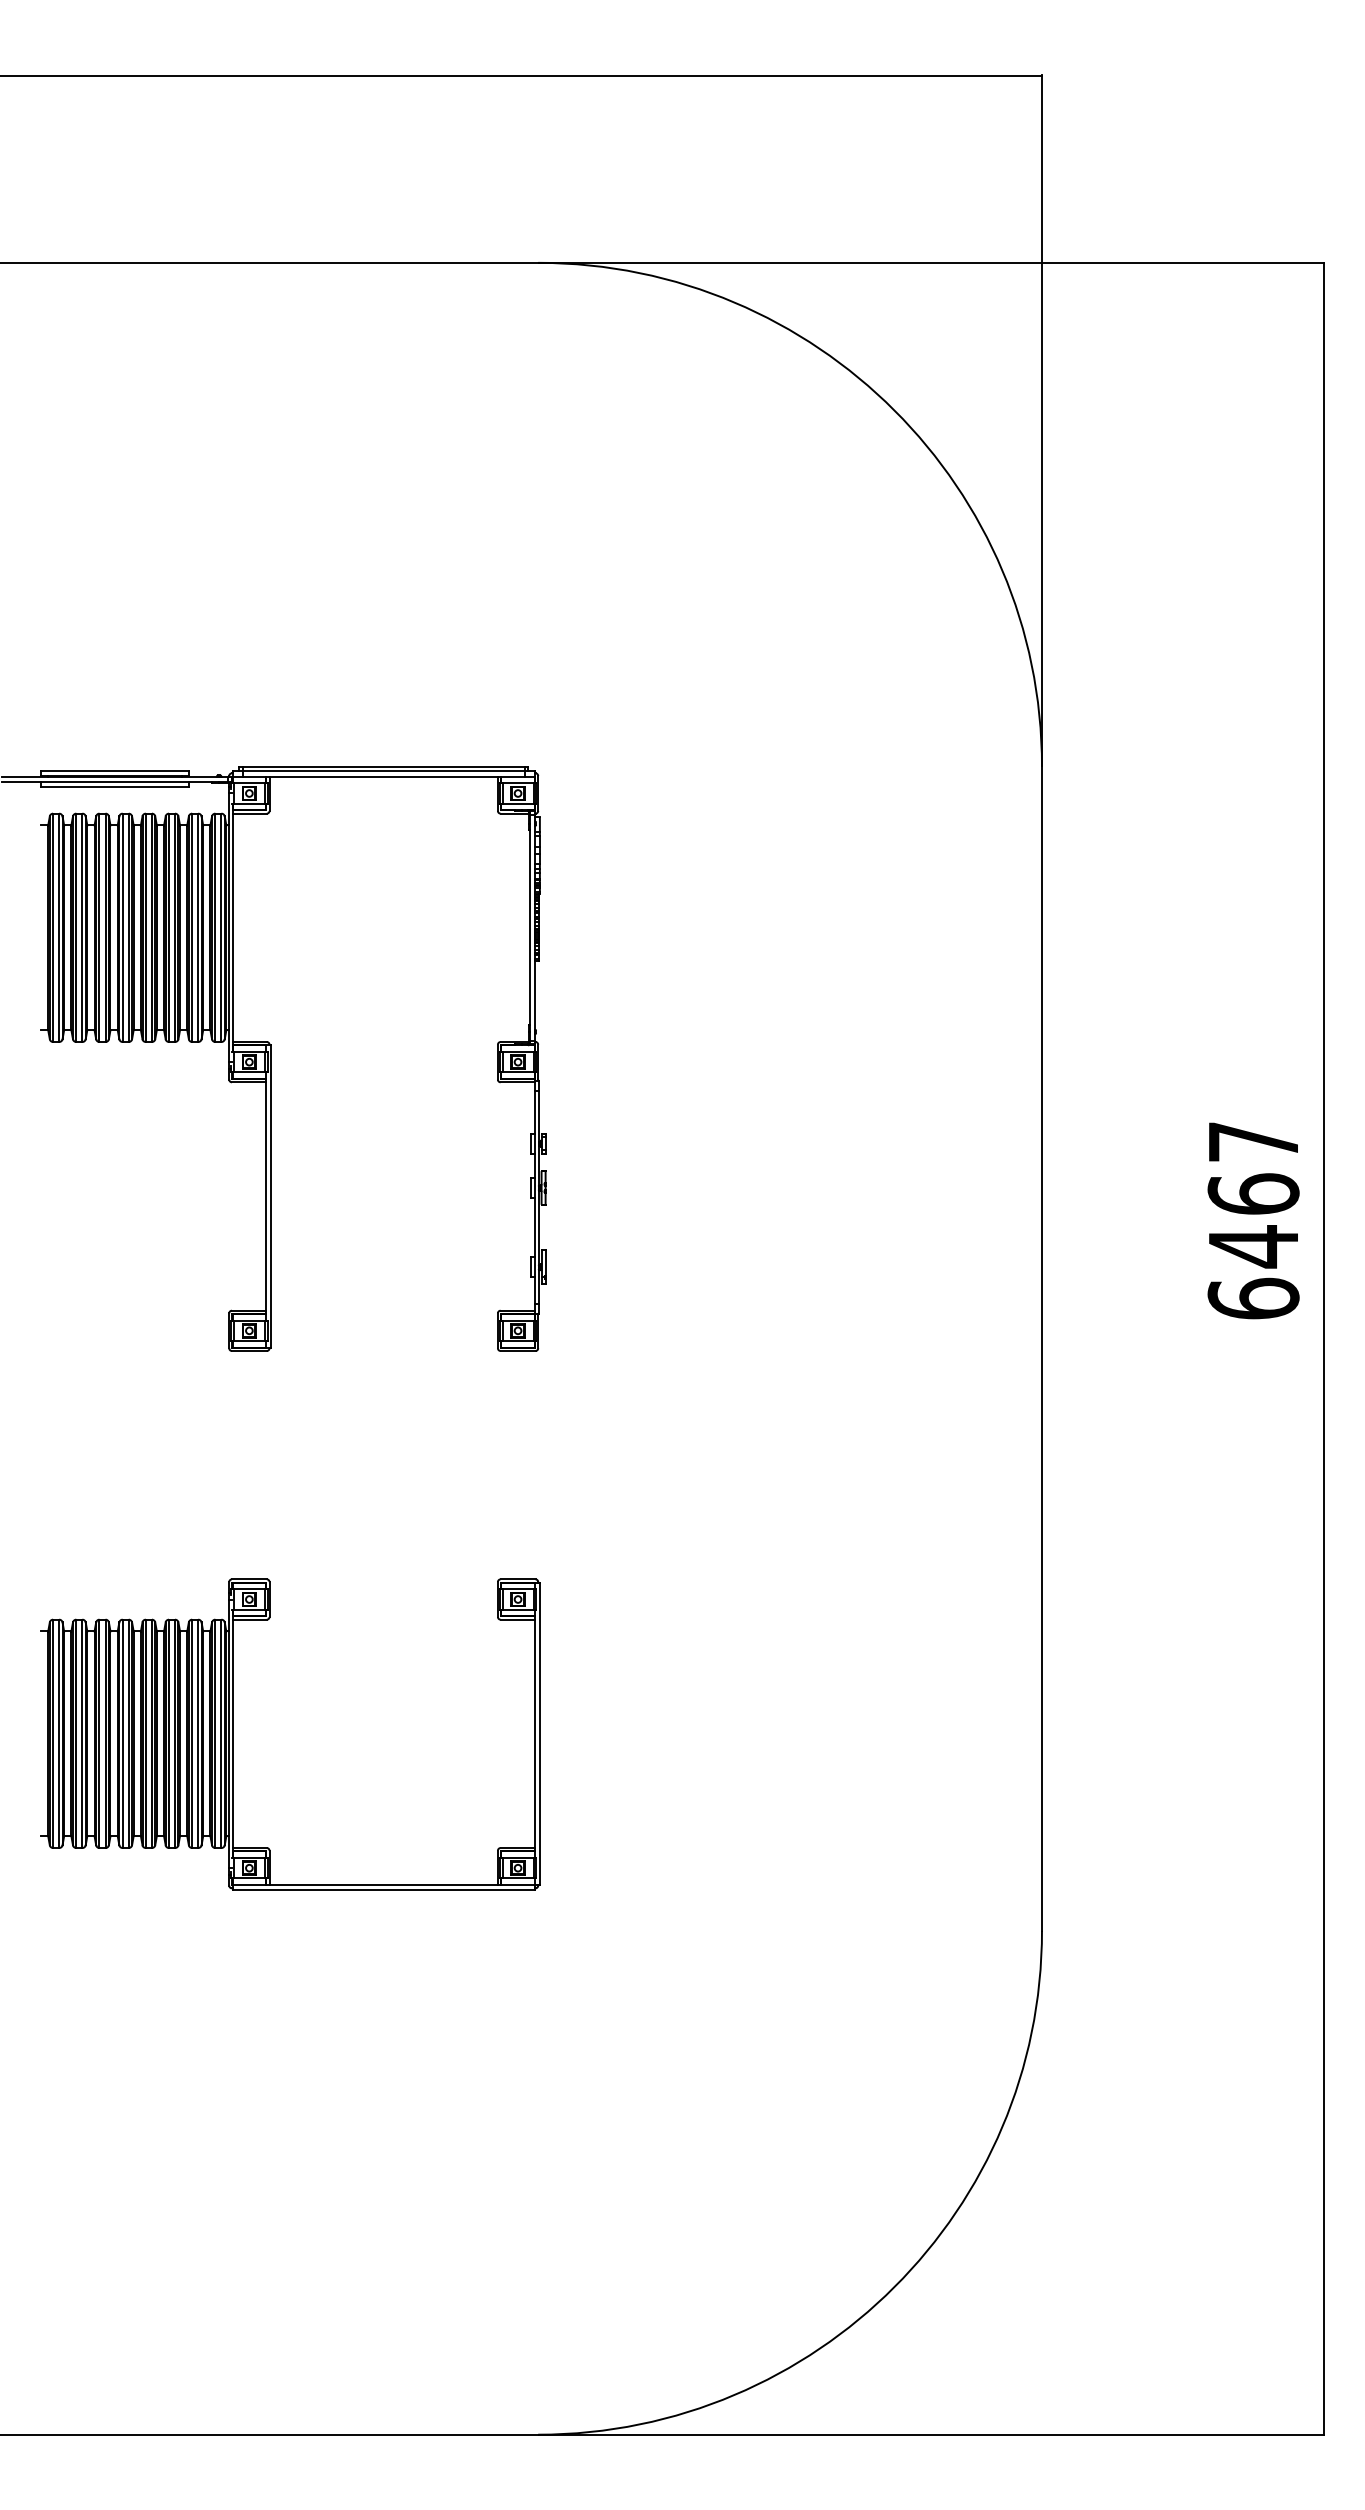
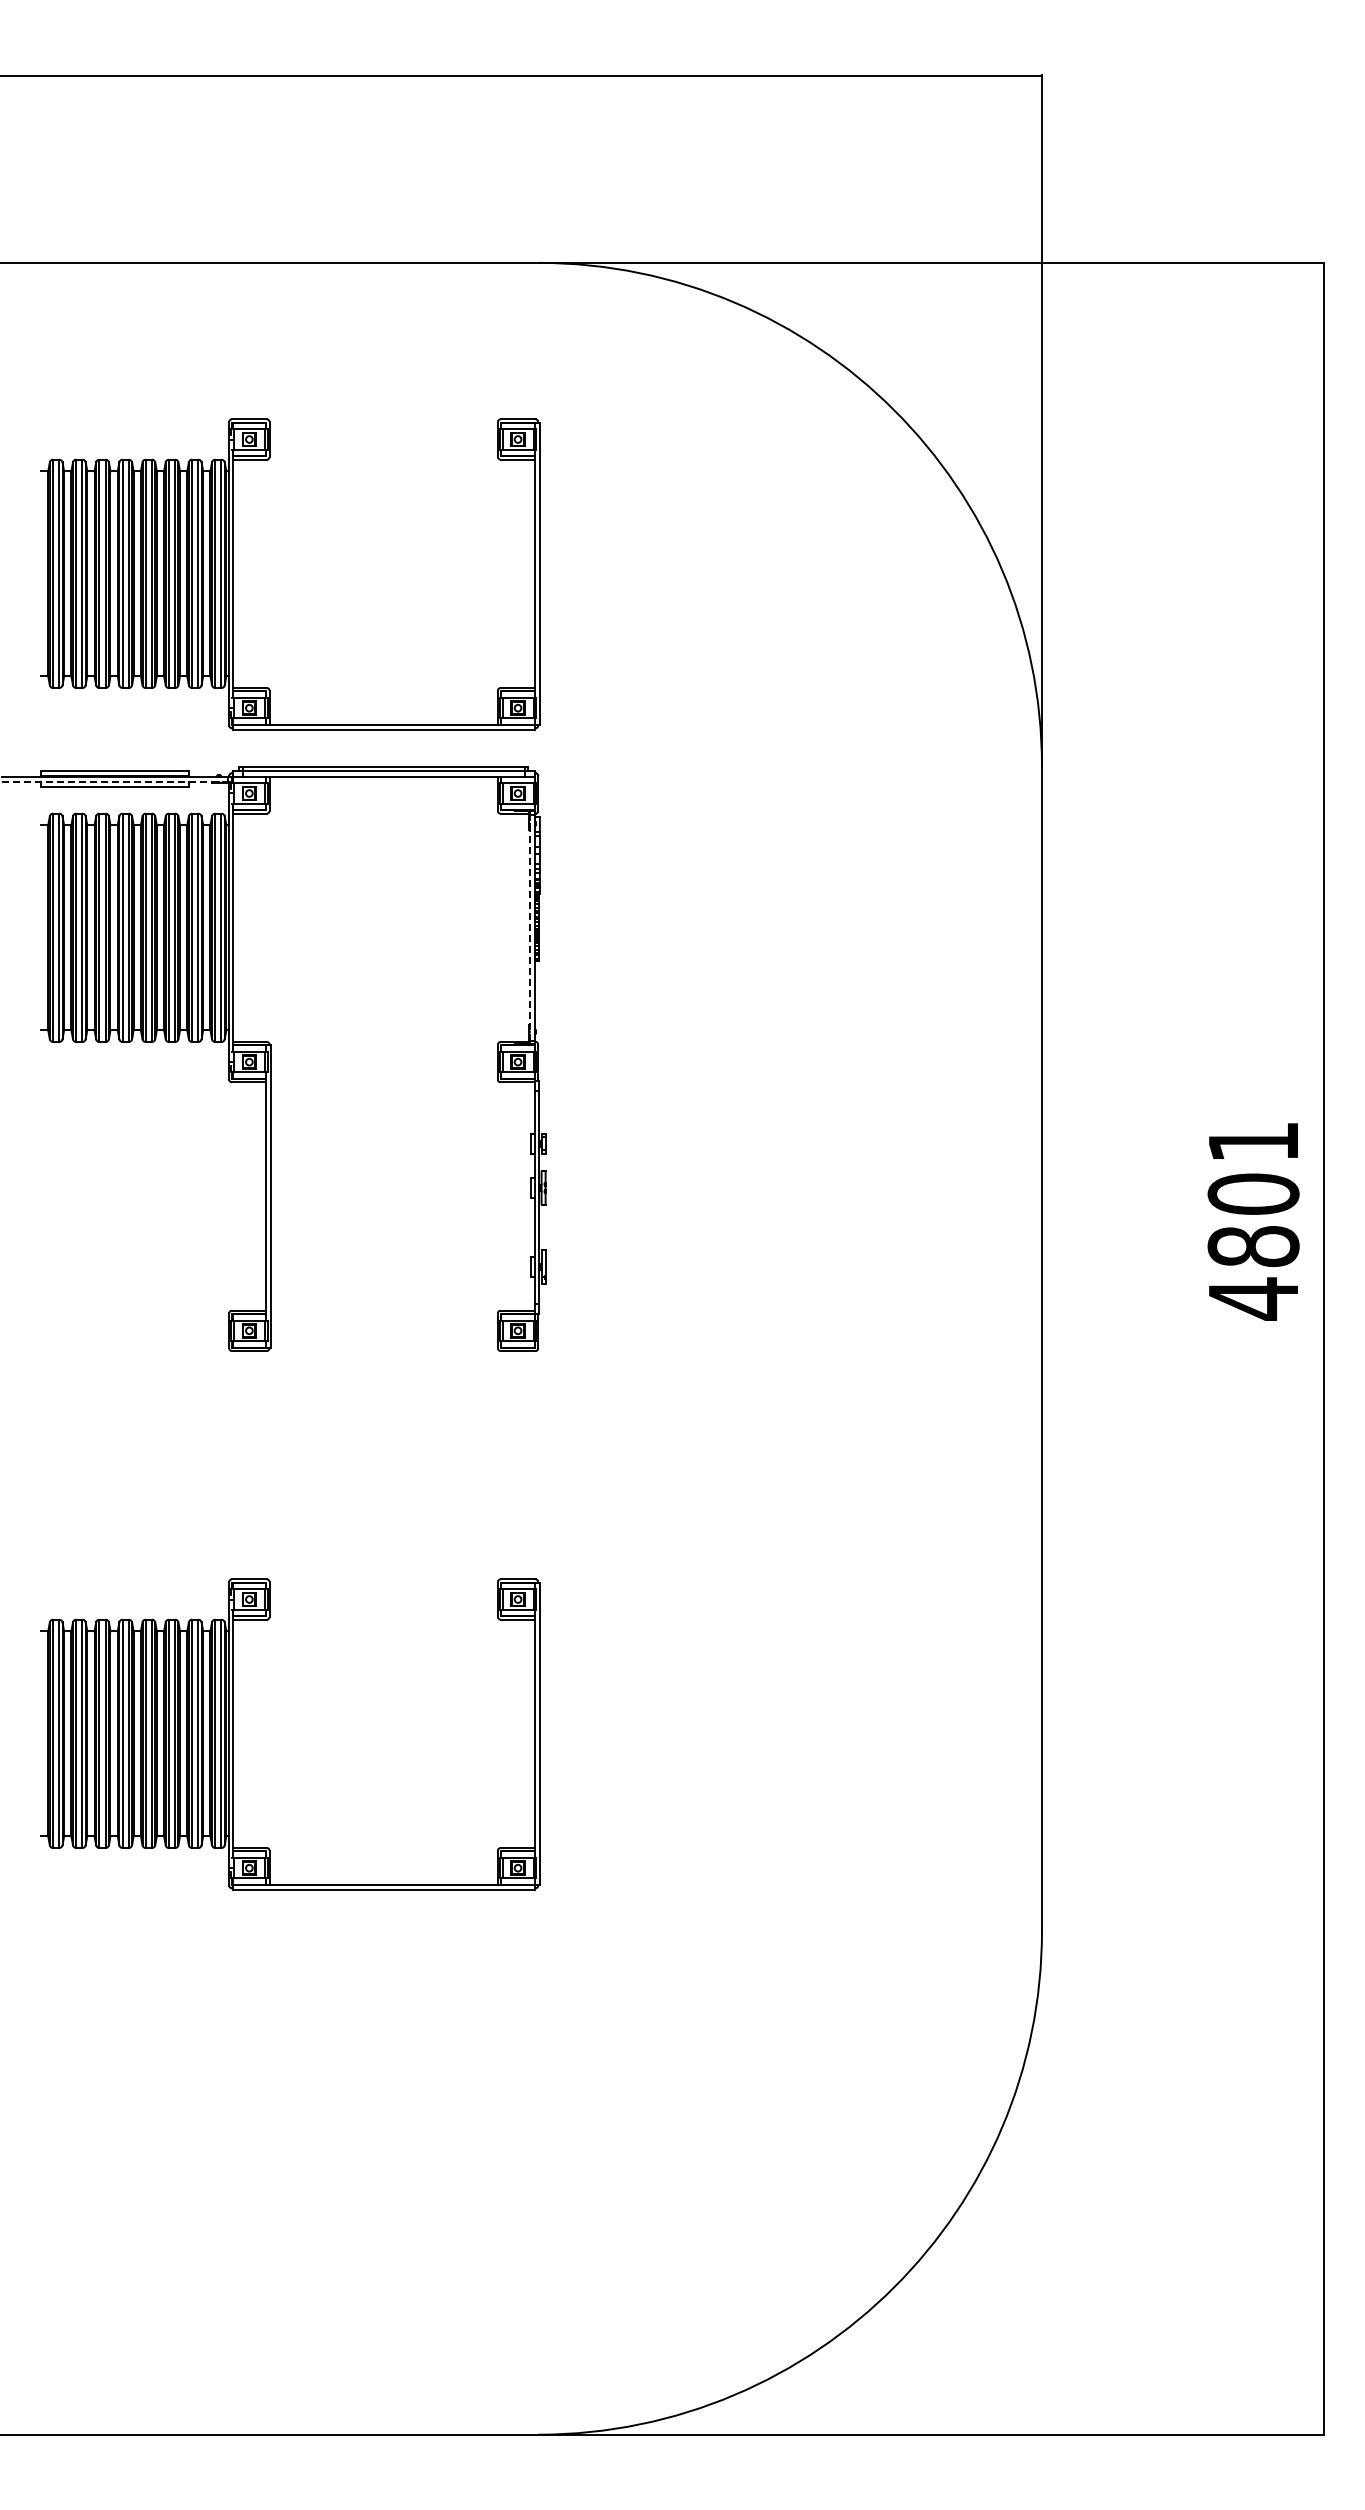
part: none -> present (233, 574)
line: solid -> dashed (115, 781)
line: solid -> dashed (529, 927)
text: 6467 -> 4801 (1253, 1221)
